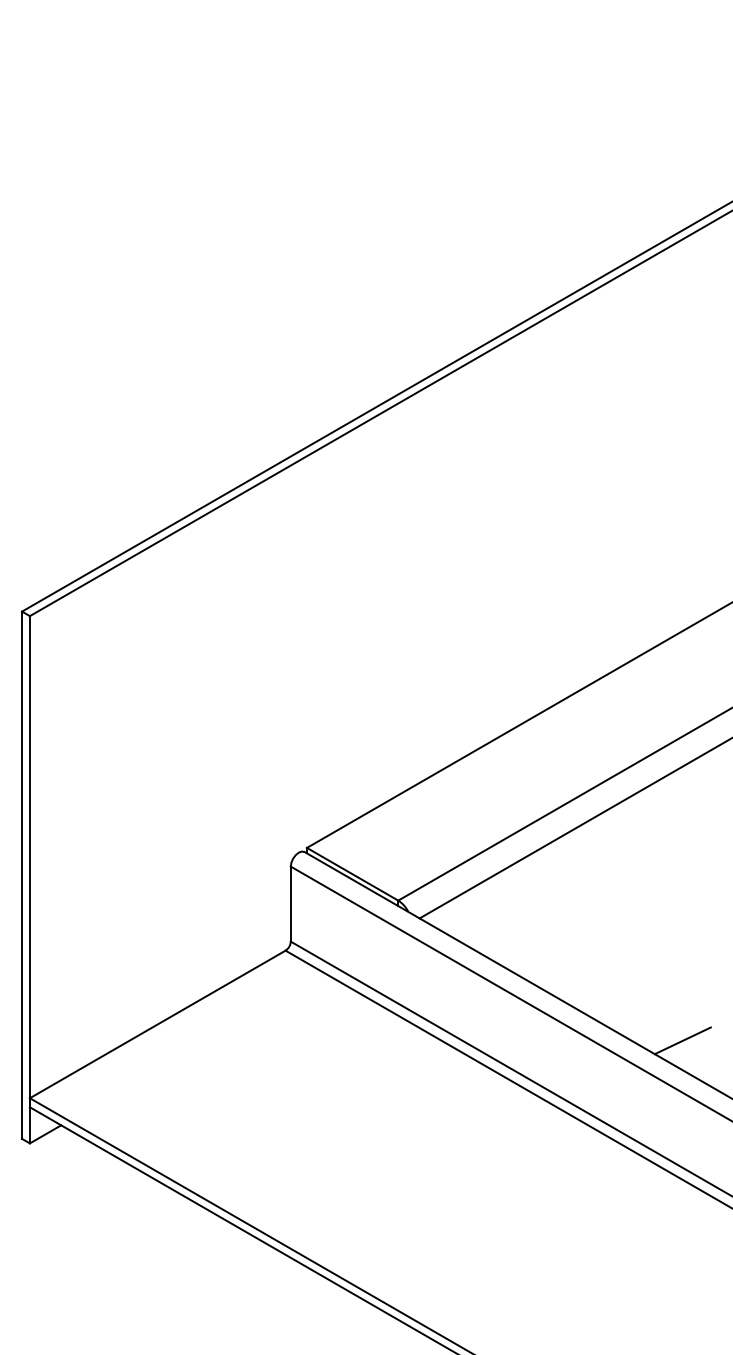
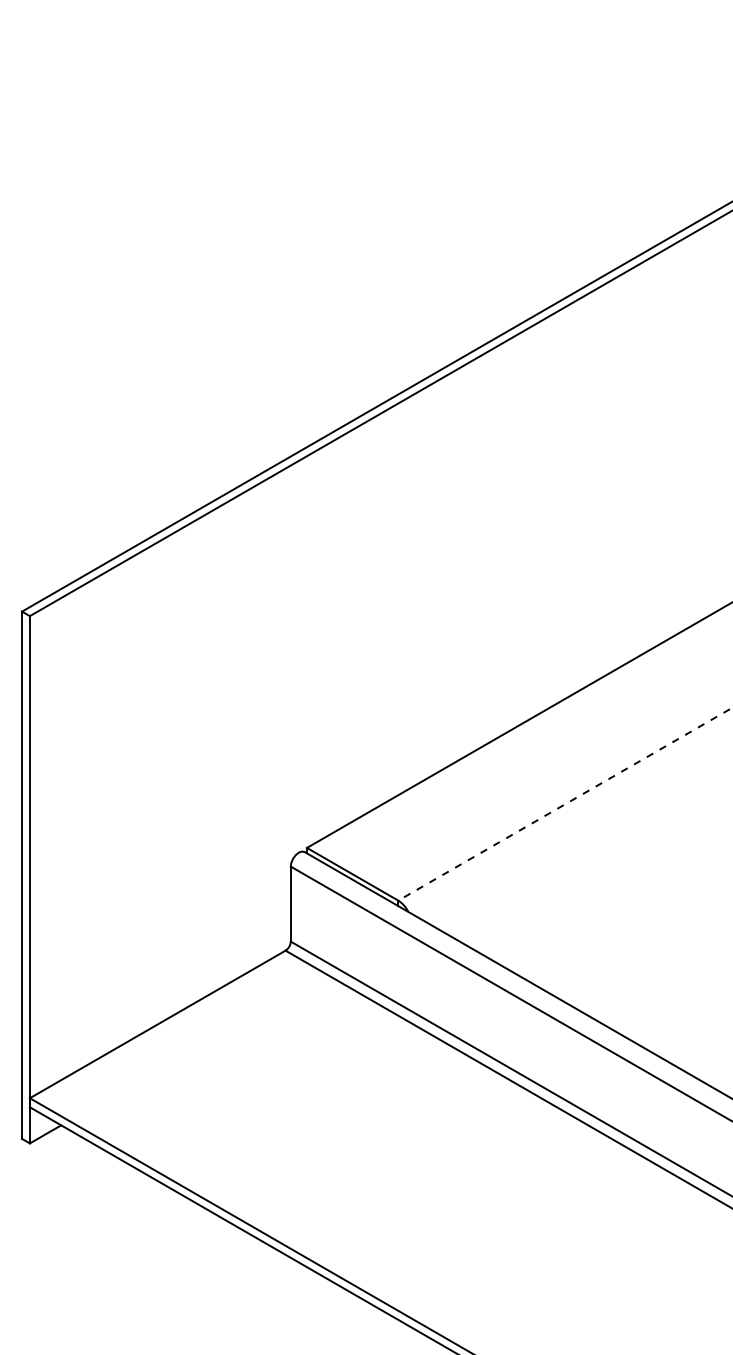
line: solid -> dashed (565, 804)
line: present -> none (574, 828)
line: present -> none (682, 1040)
